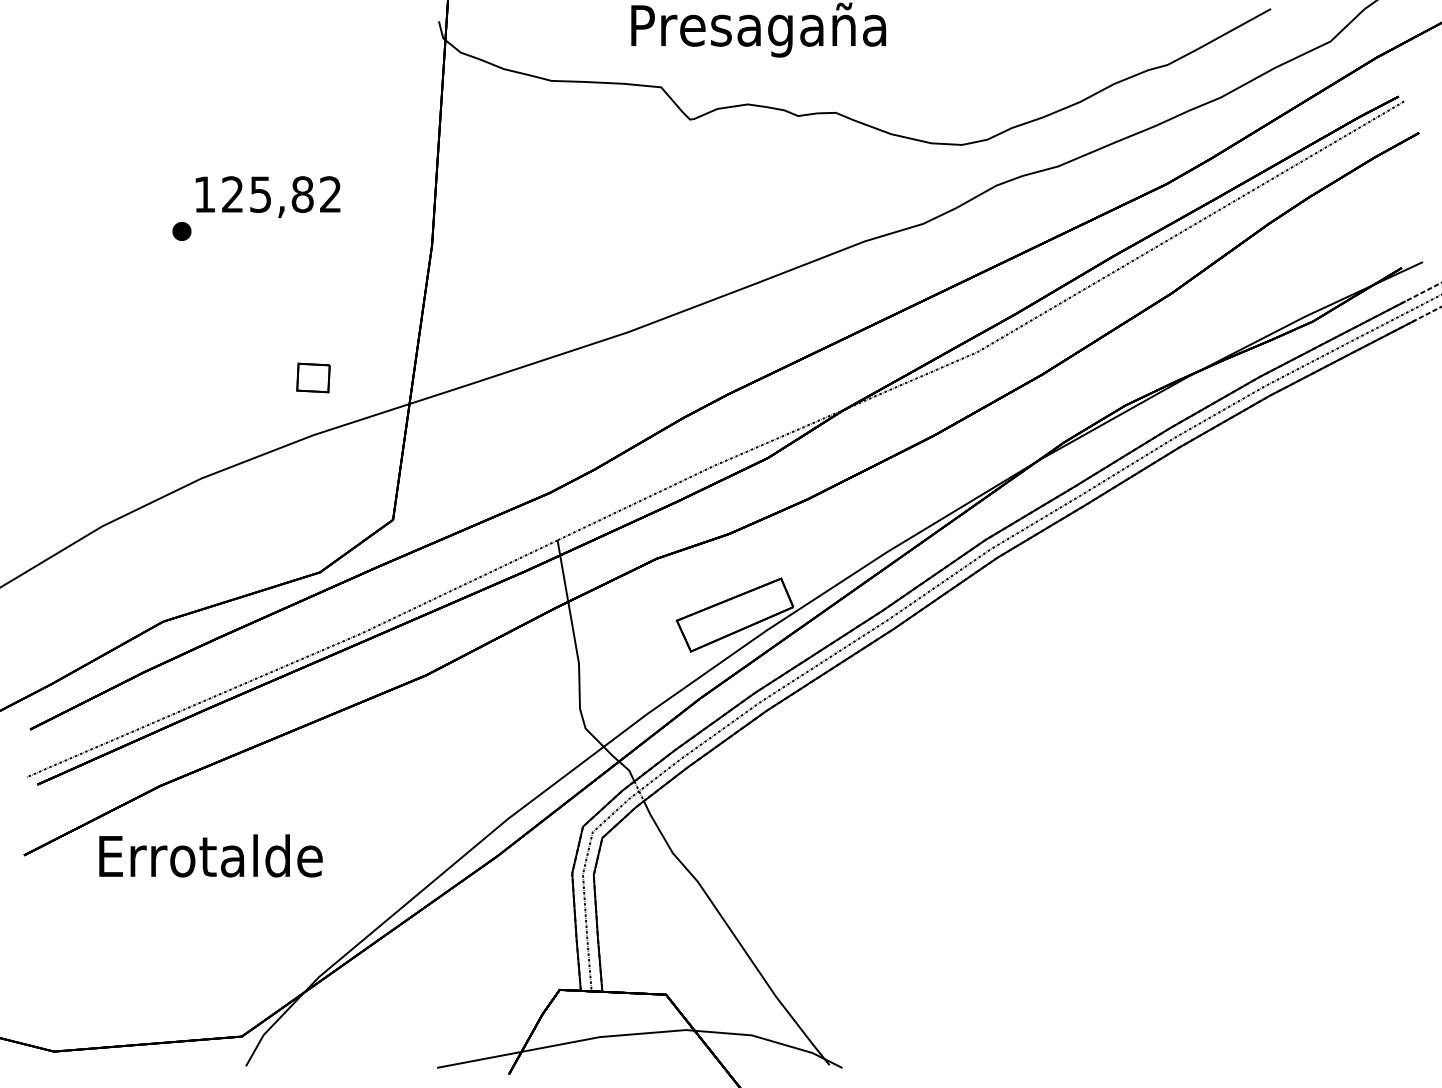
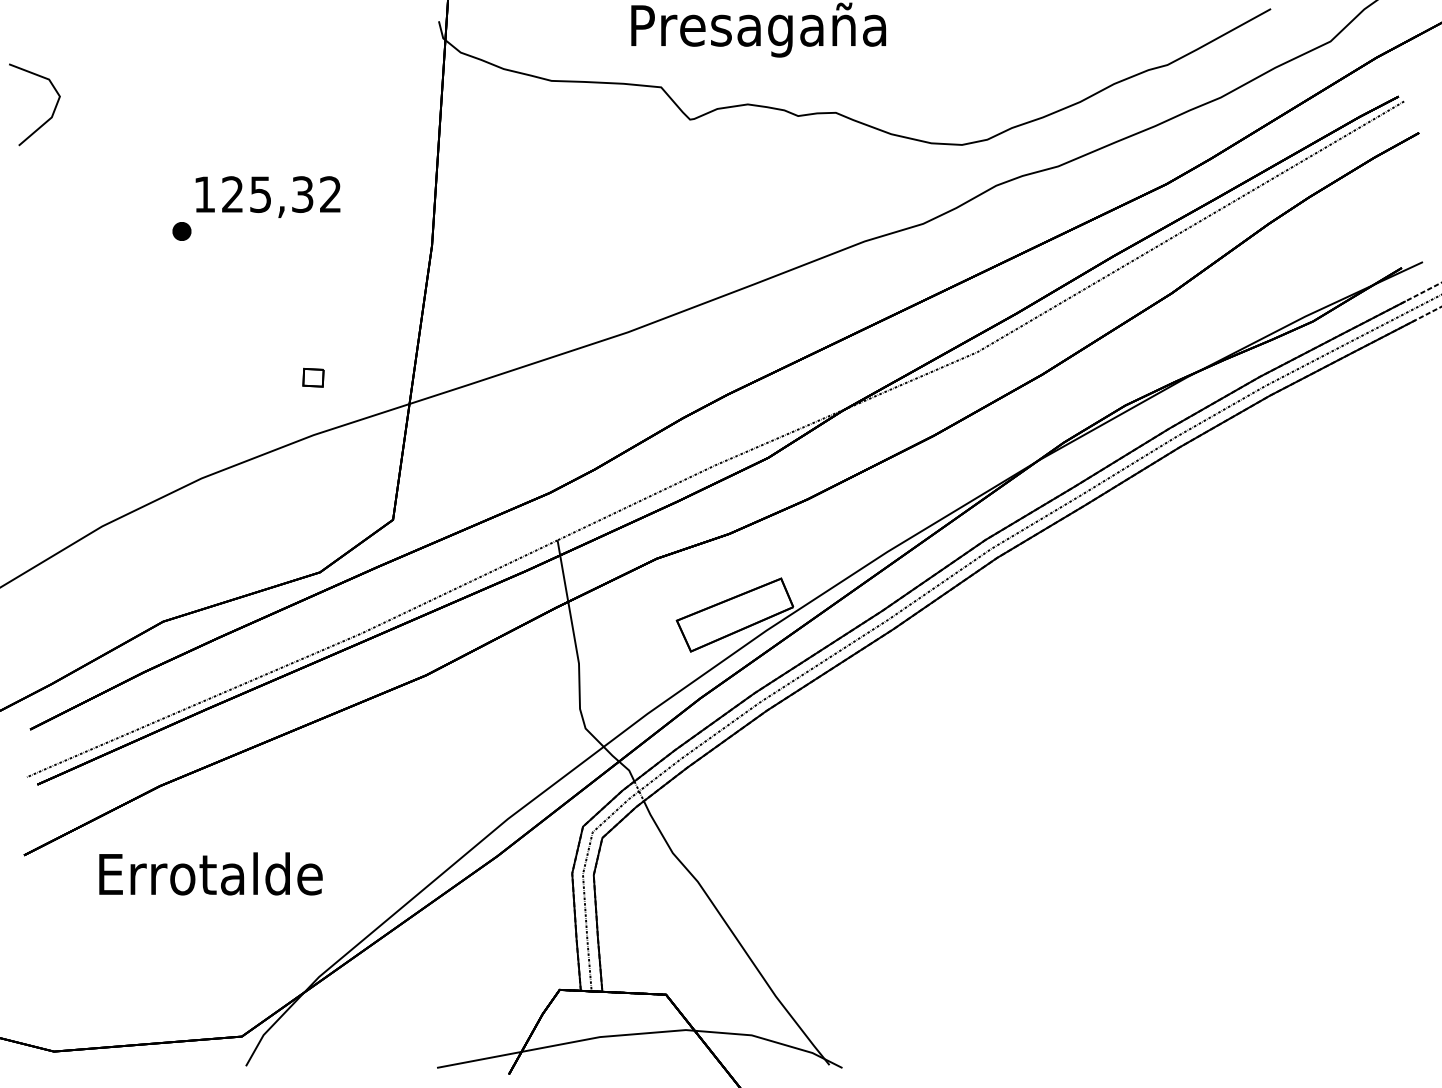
line: none -> present (52, 112)
text: 125,82 -> 125,32 (302, 194)
part size: 35x32 px -> 23x21 px (313, 377)
text position: (210, 855) -> (210, 873) (210, 873)
